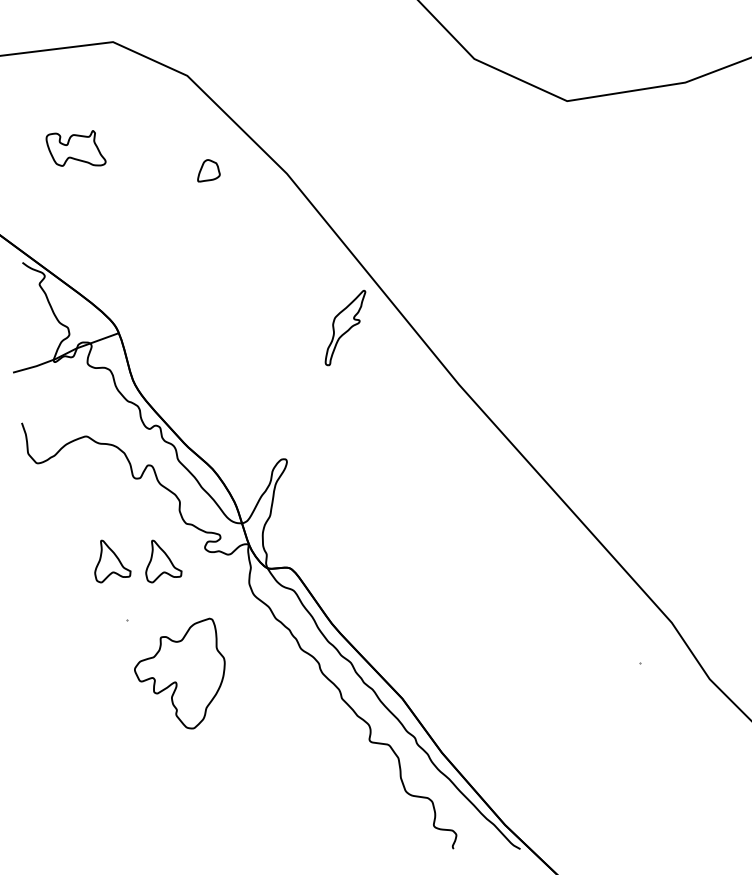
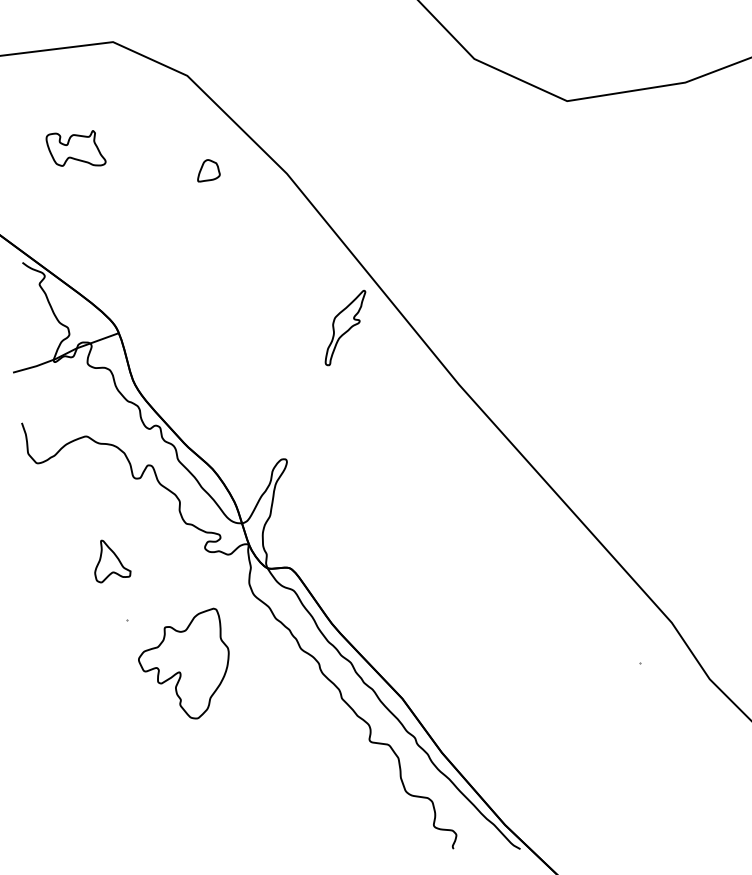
part: present -> none (163, 561)
part position: (179, 673) -> (183, 663) (183, 663)
